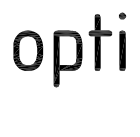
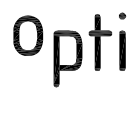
part position: (28, 50) -> (28, 35) (28, 35)
